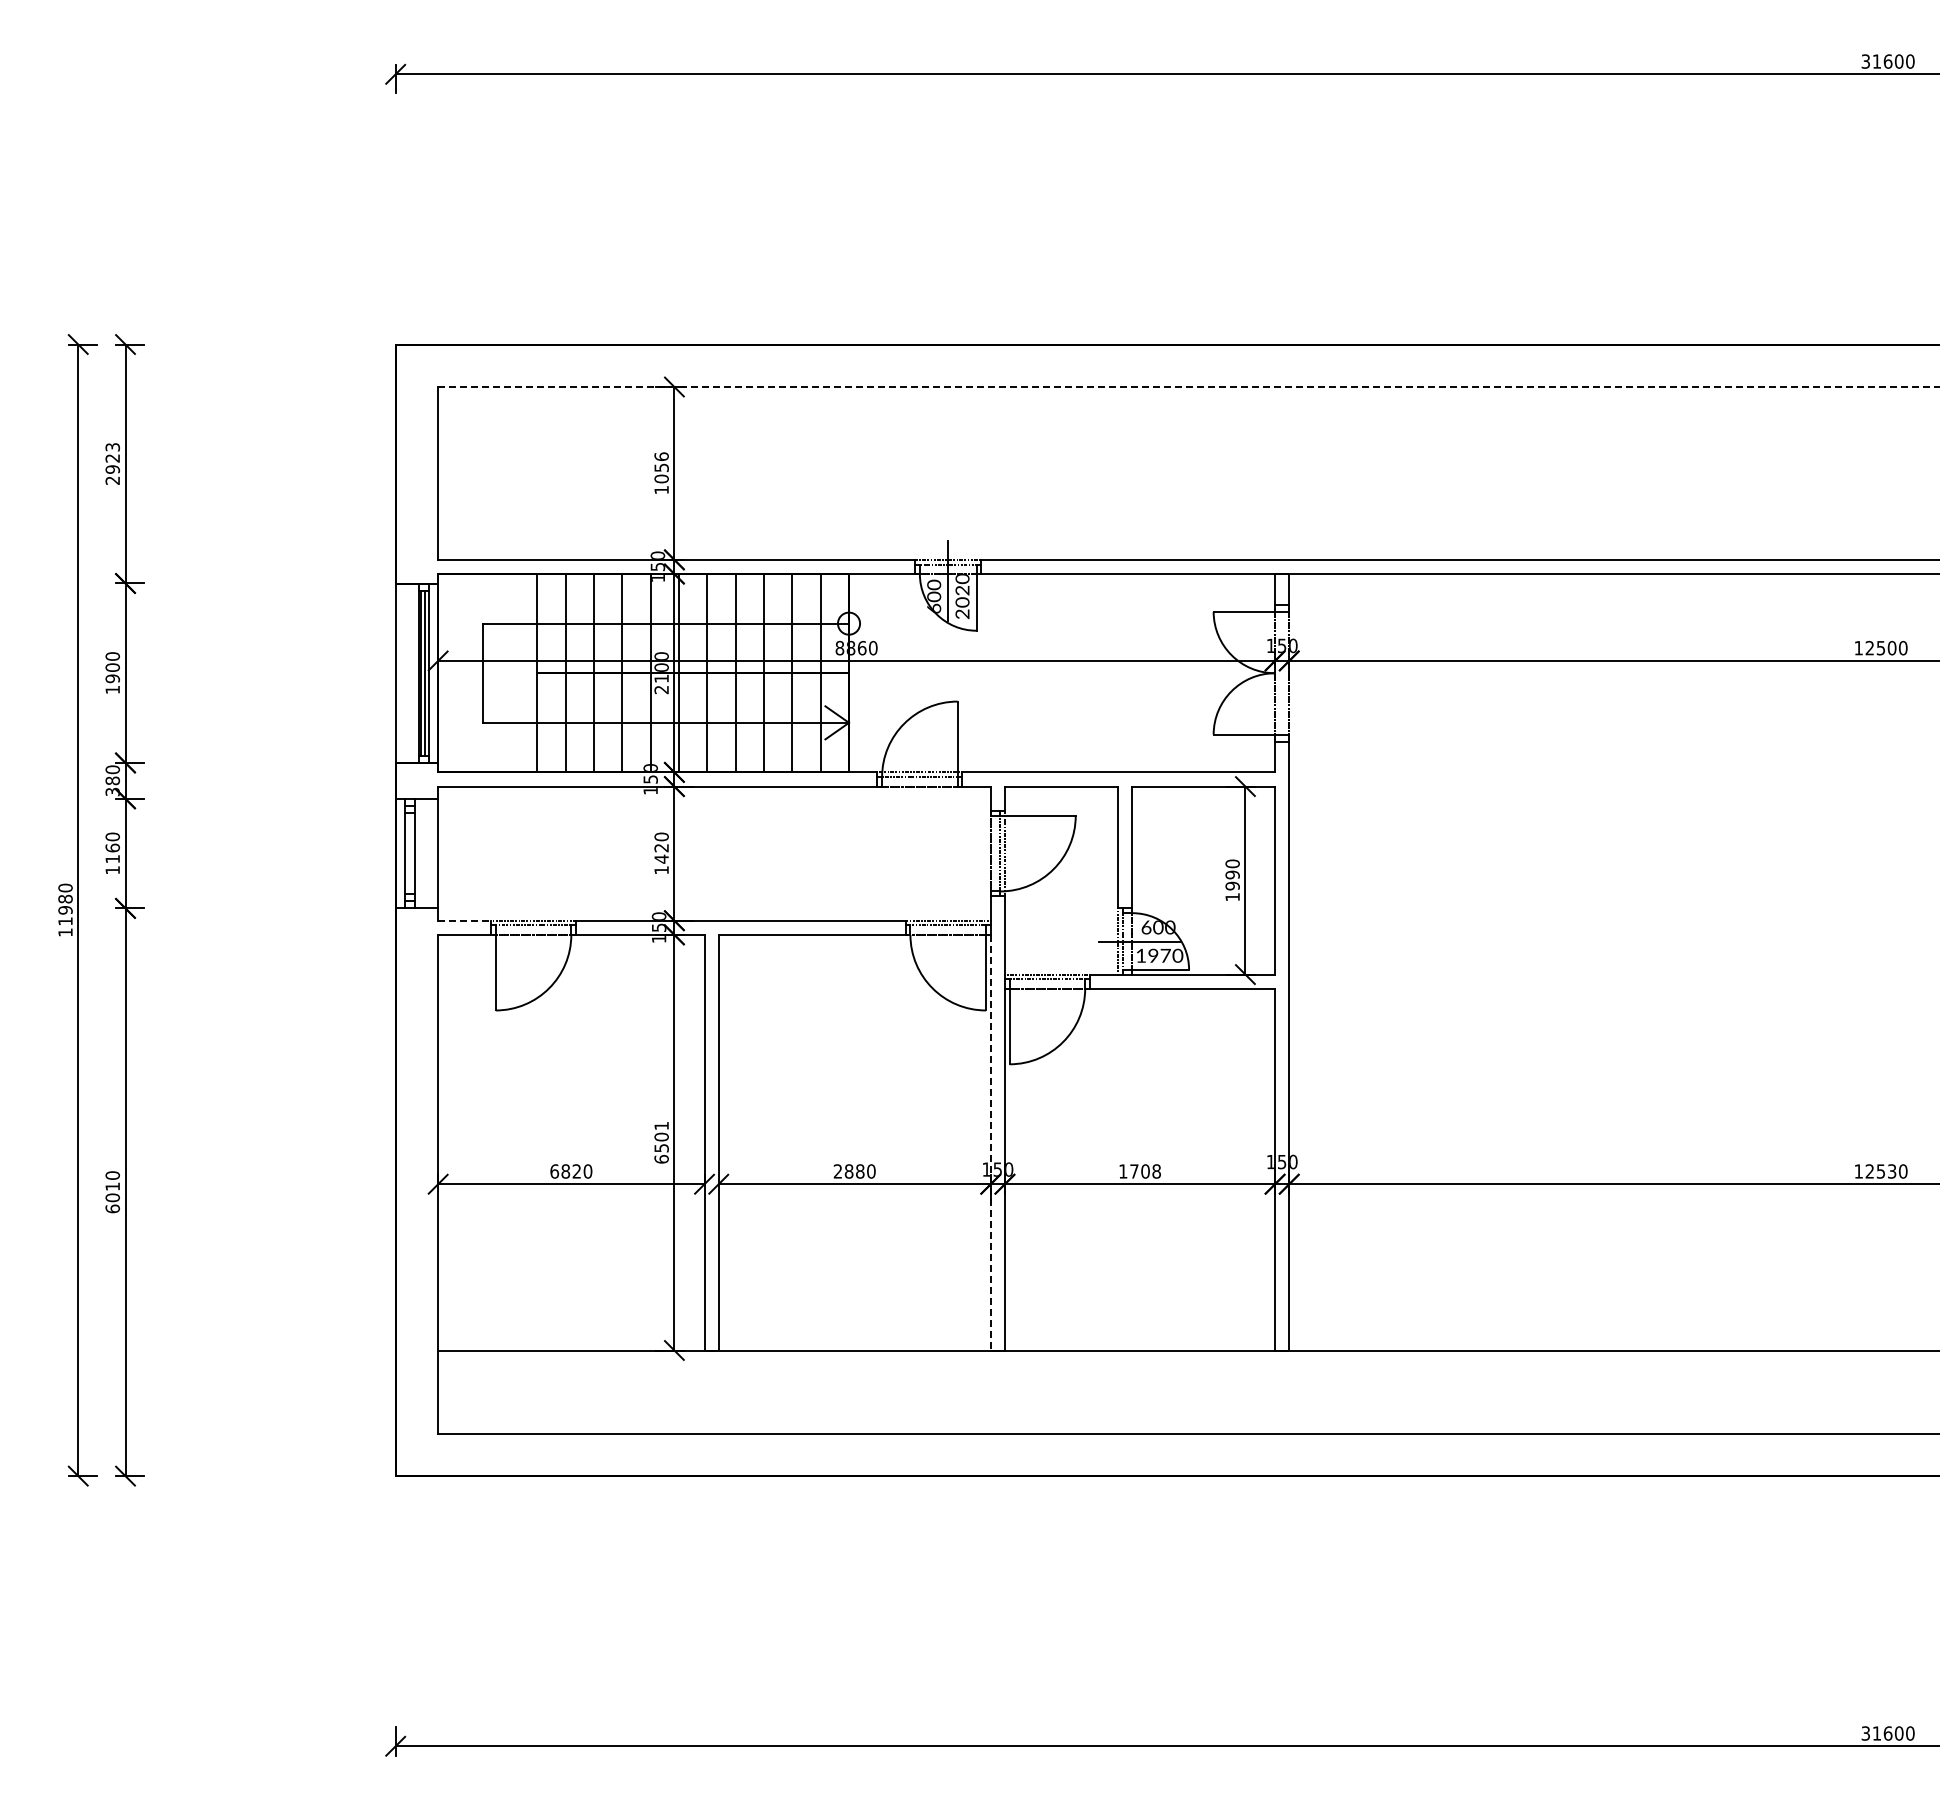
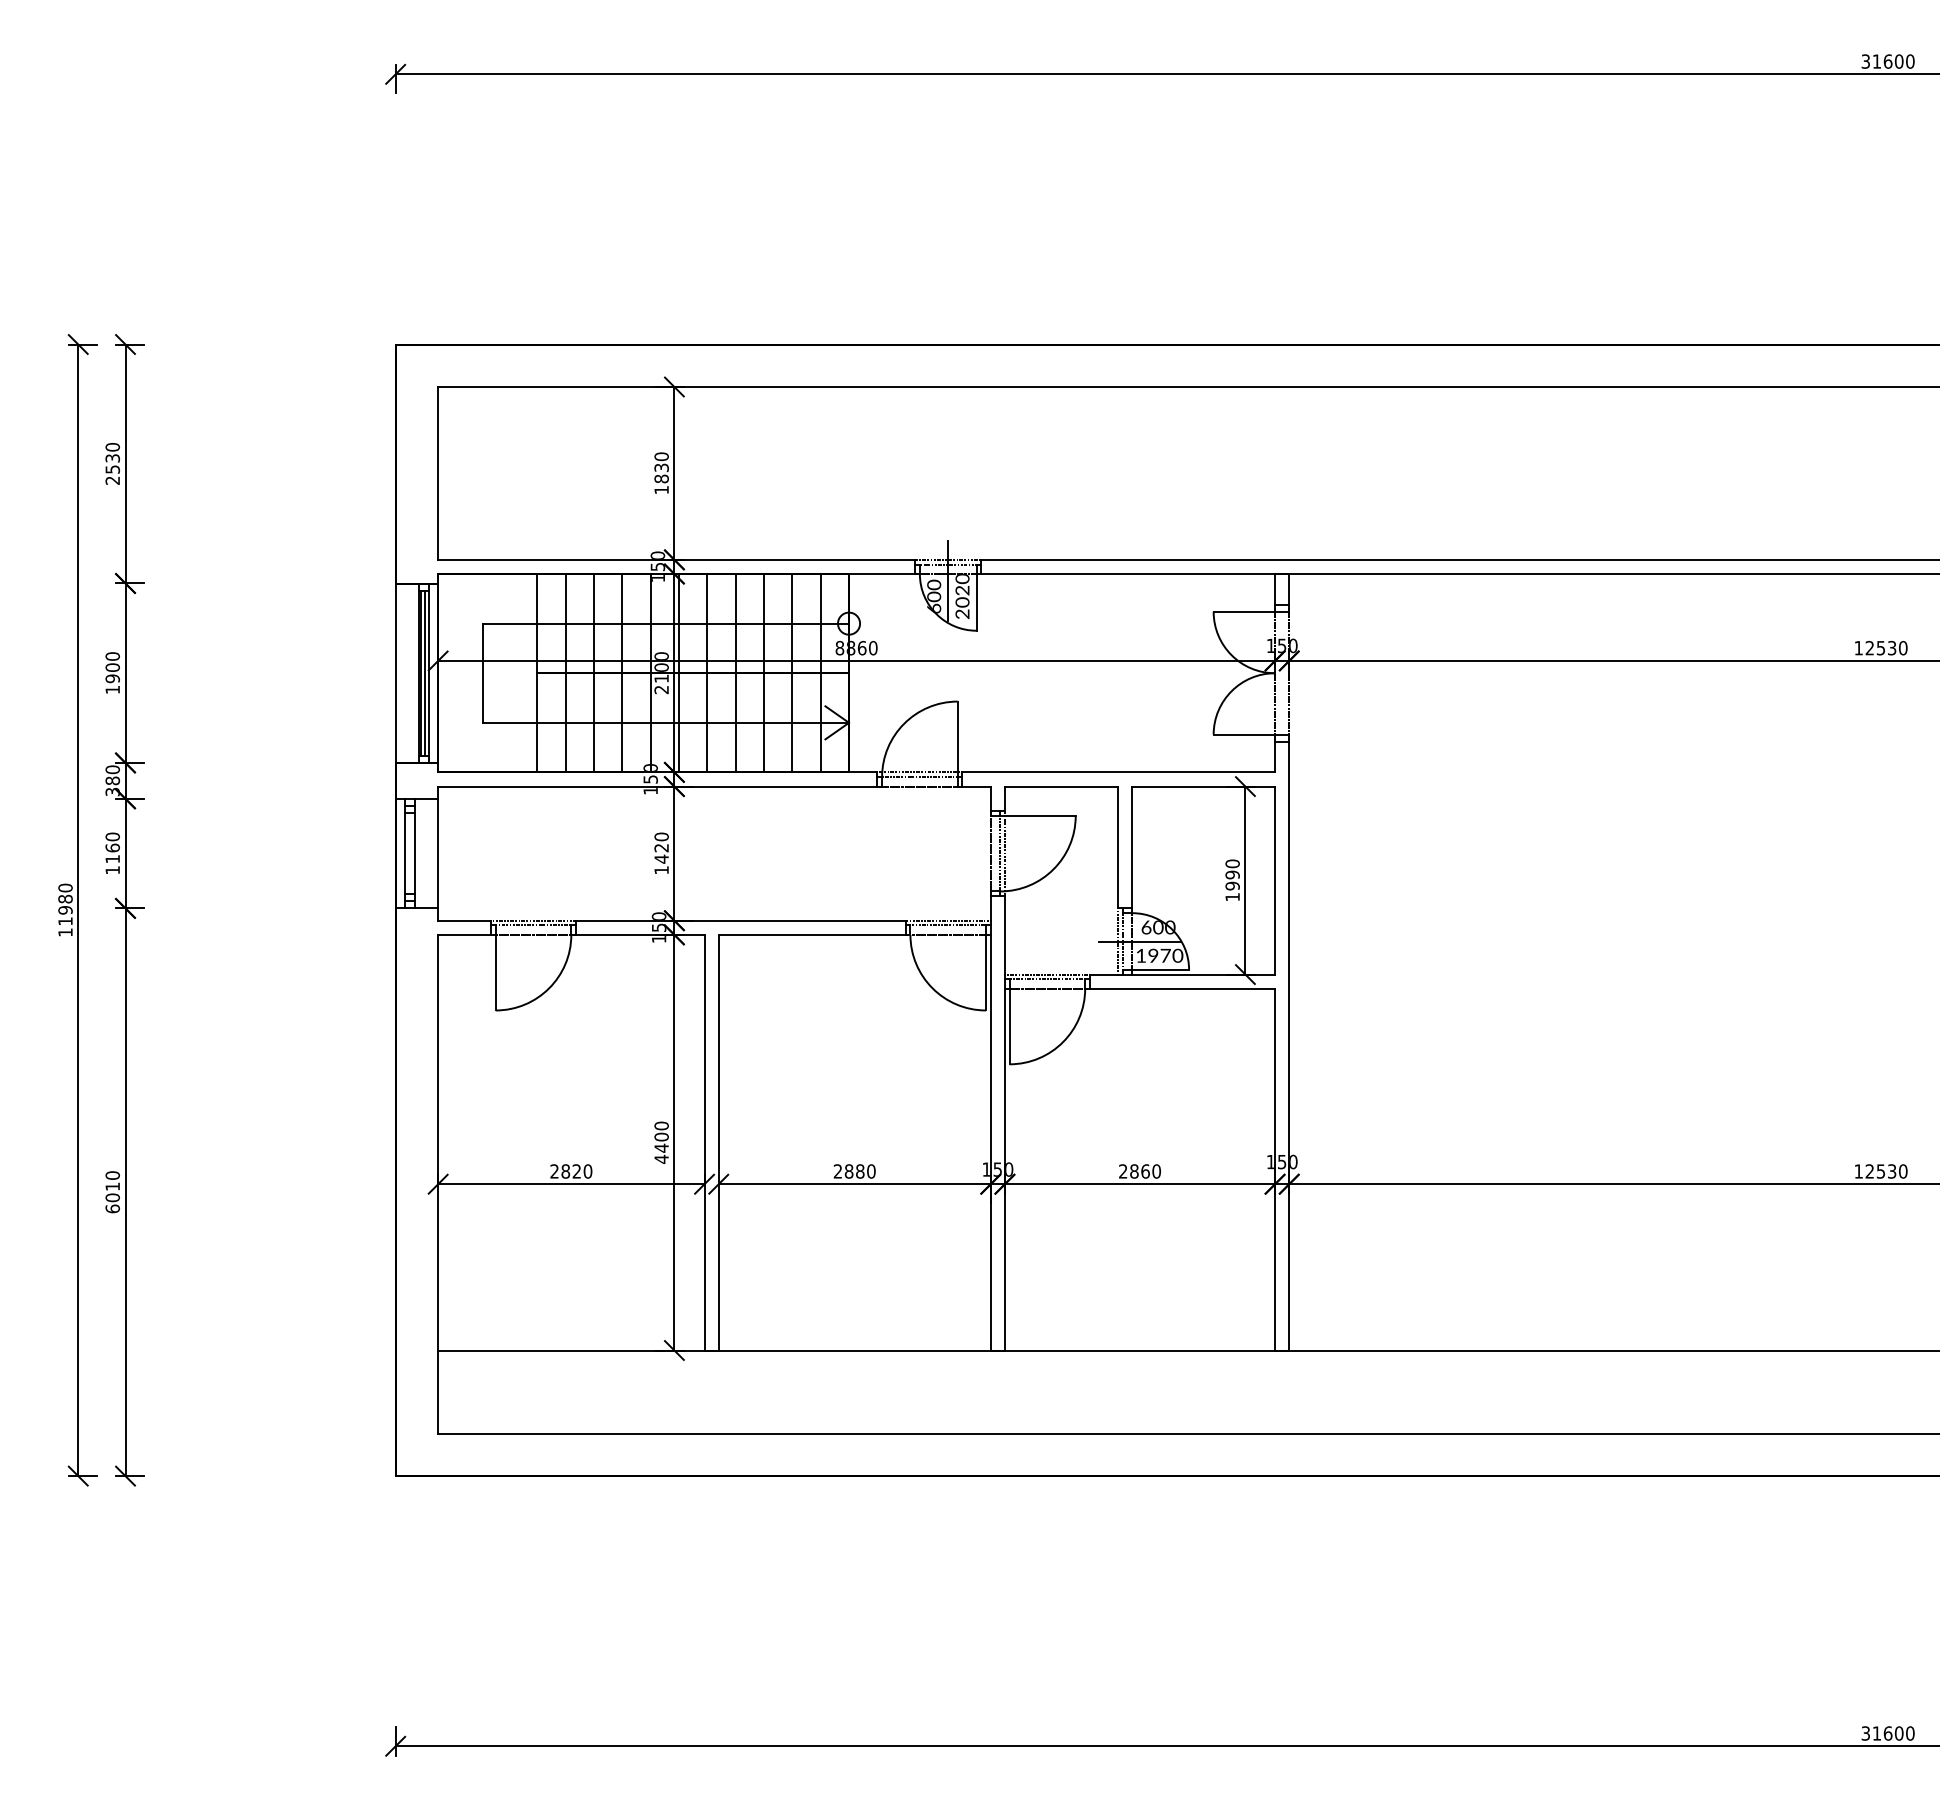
line: dashed -> solid (1188, 387)
text: 2923 -> 2530 (112, 458)
text: 1056 -> 1830 (661, 467)
text: 12500 -> 12530 (1891, 648)
line: dashed -> solid (465, 920)
text: 6501 -> 4400 (661, 1142)
line: dashed -> solid (990, 1142)
text: 6820 -> 2820 (554, 1171)
text: 1708 -> 2860 (1140, 1171)
